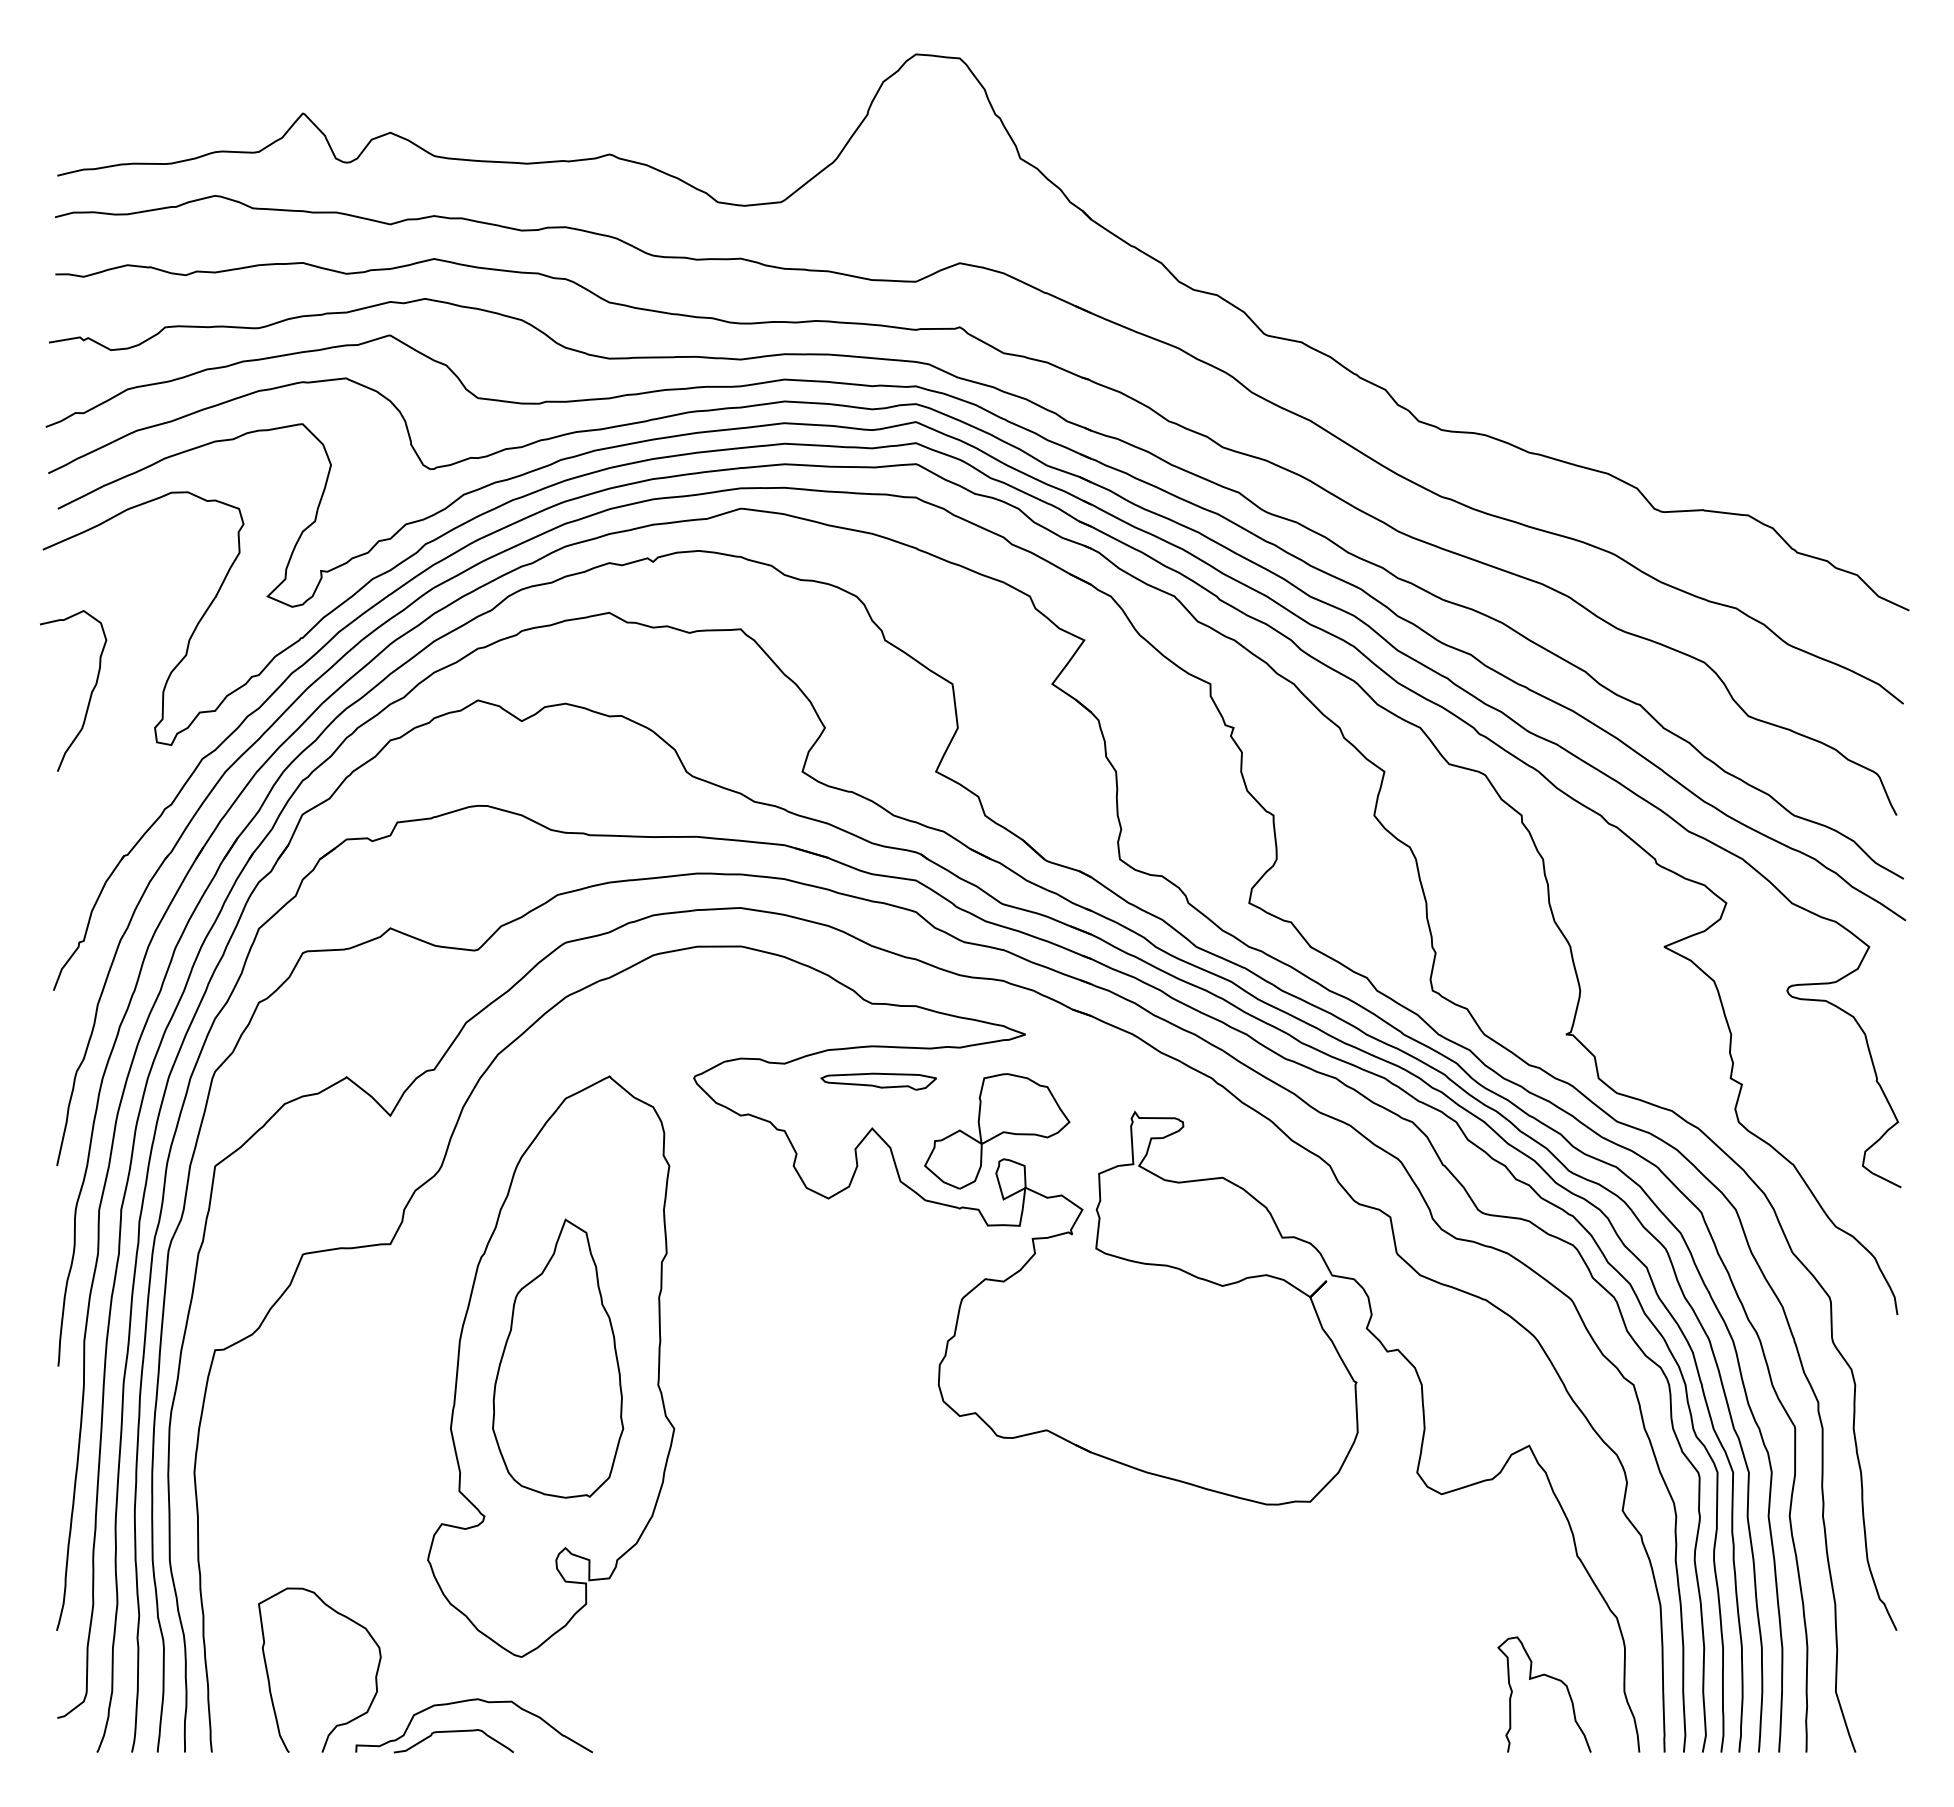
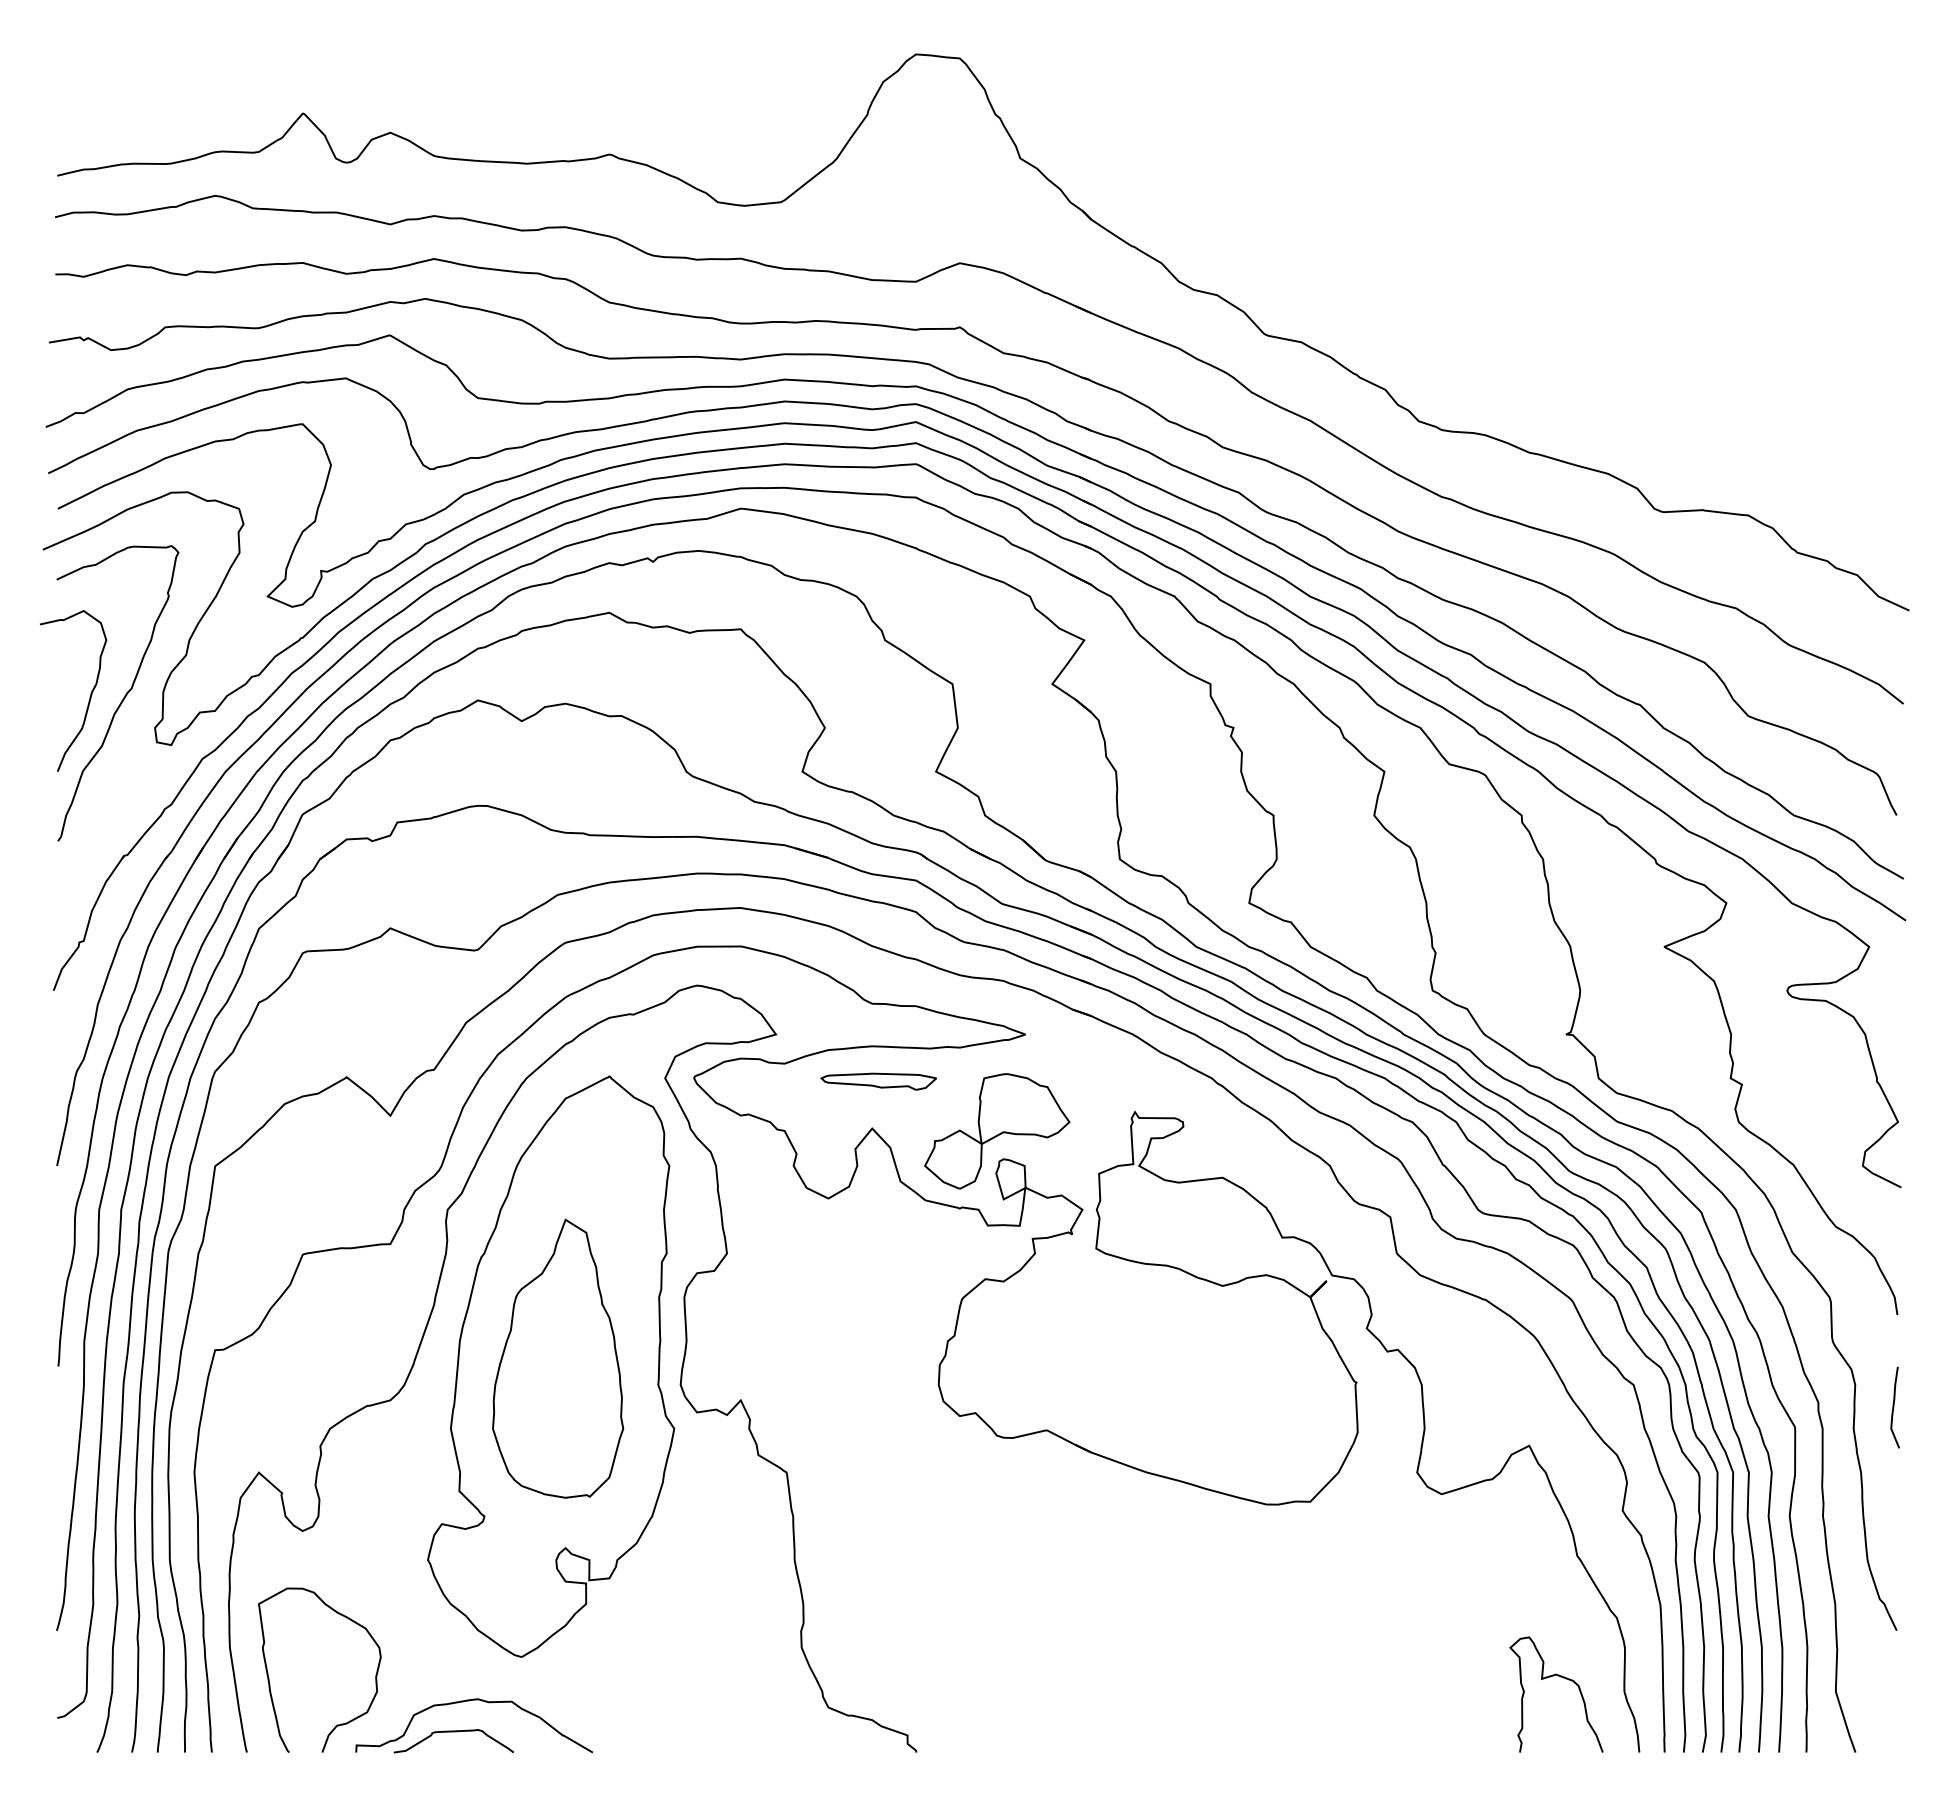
curve: none -> present (123, 697)
curve: none -> present (679, 1383)
curve: none -> present (1894, 1407)
curve position: (1548, 1677) -> (1560, 1677) (1560, 1677)
